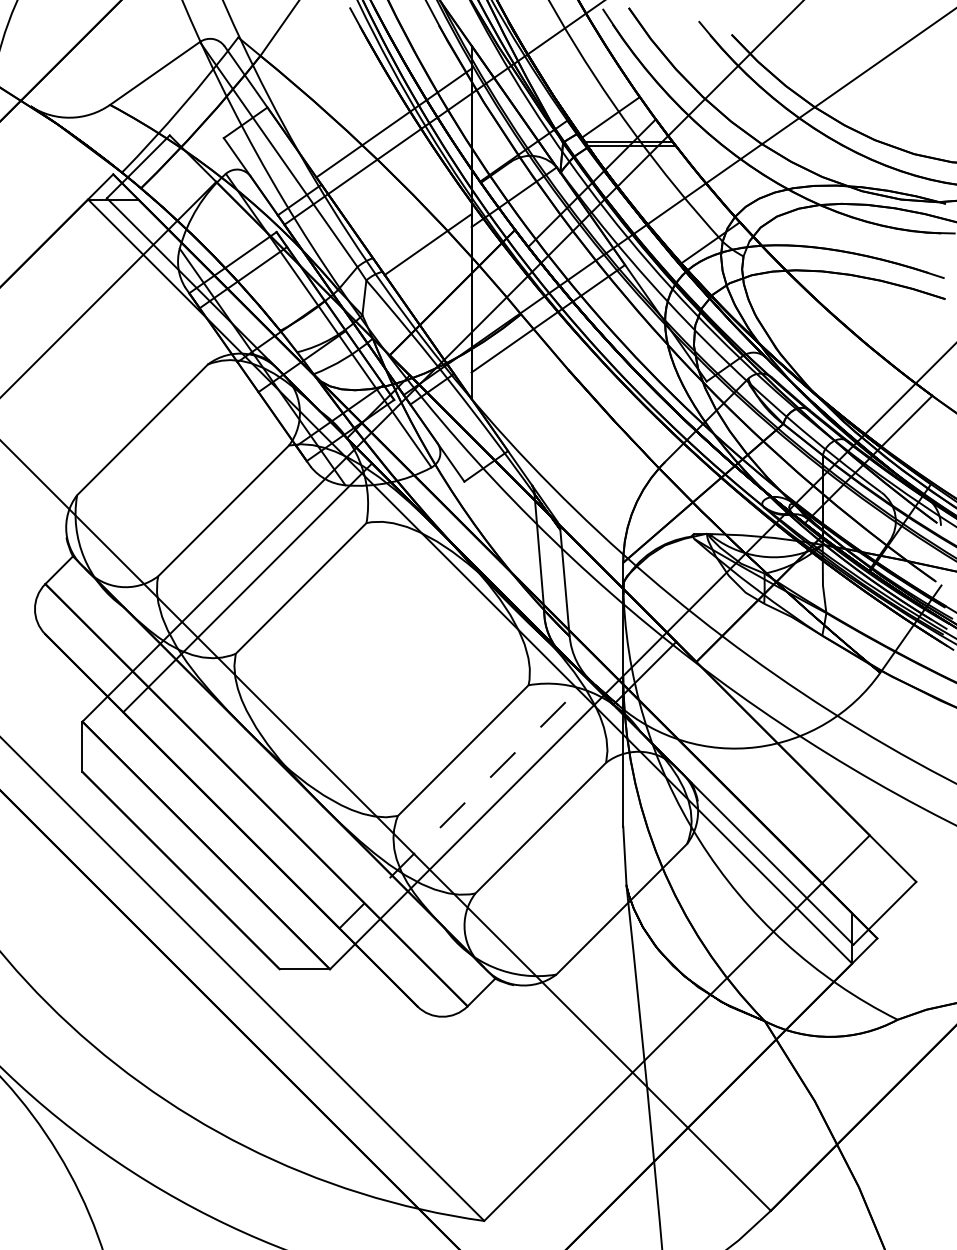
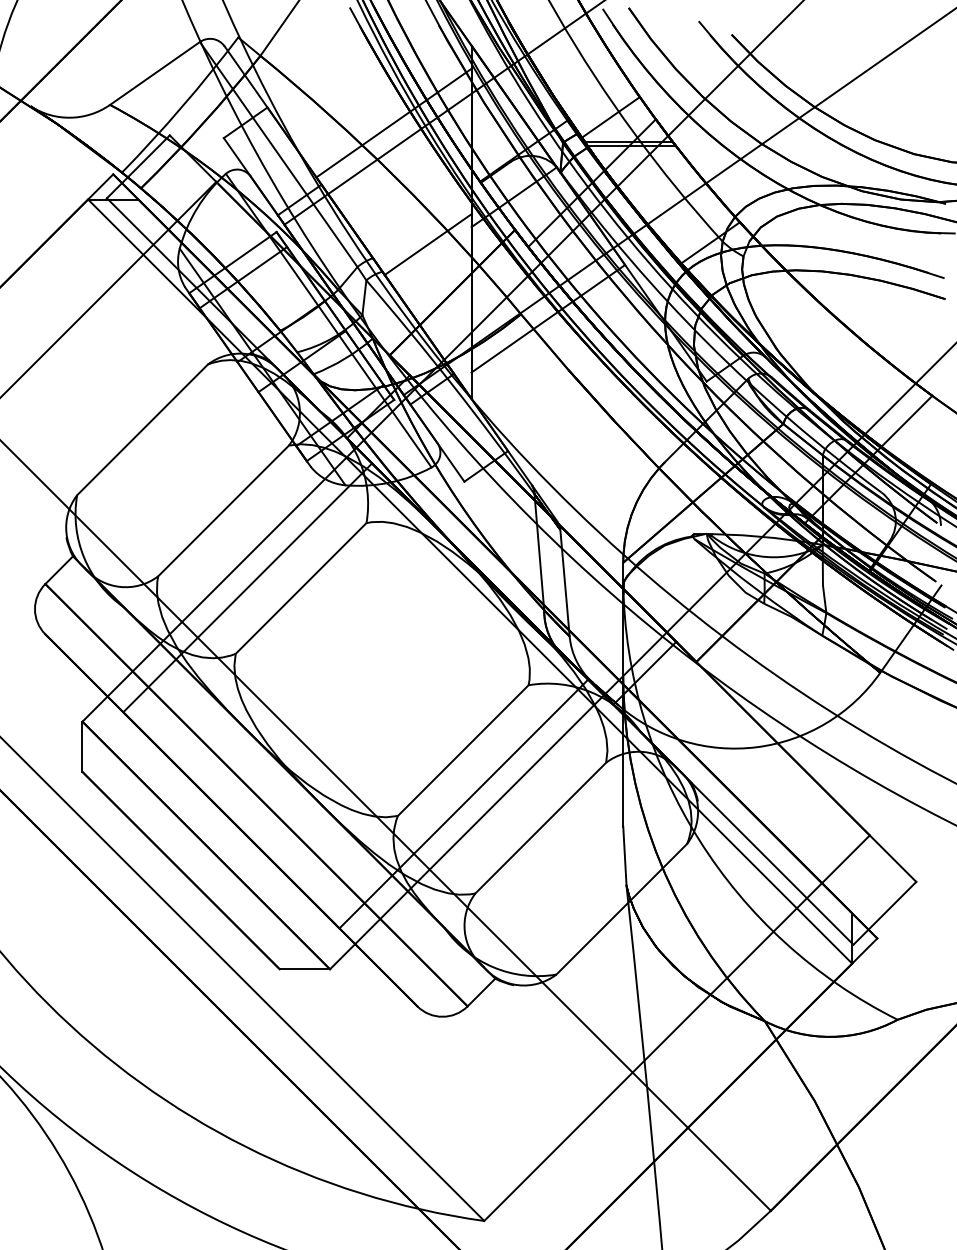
line: dashed -> solid (463, 804)
